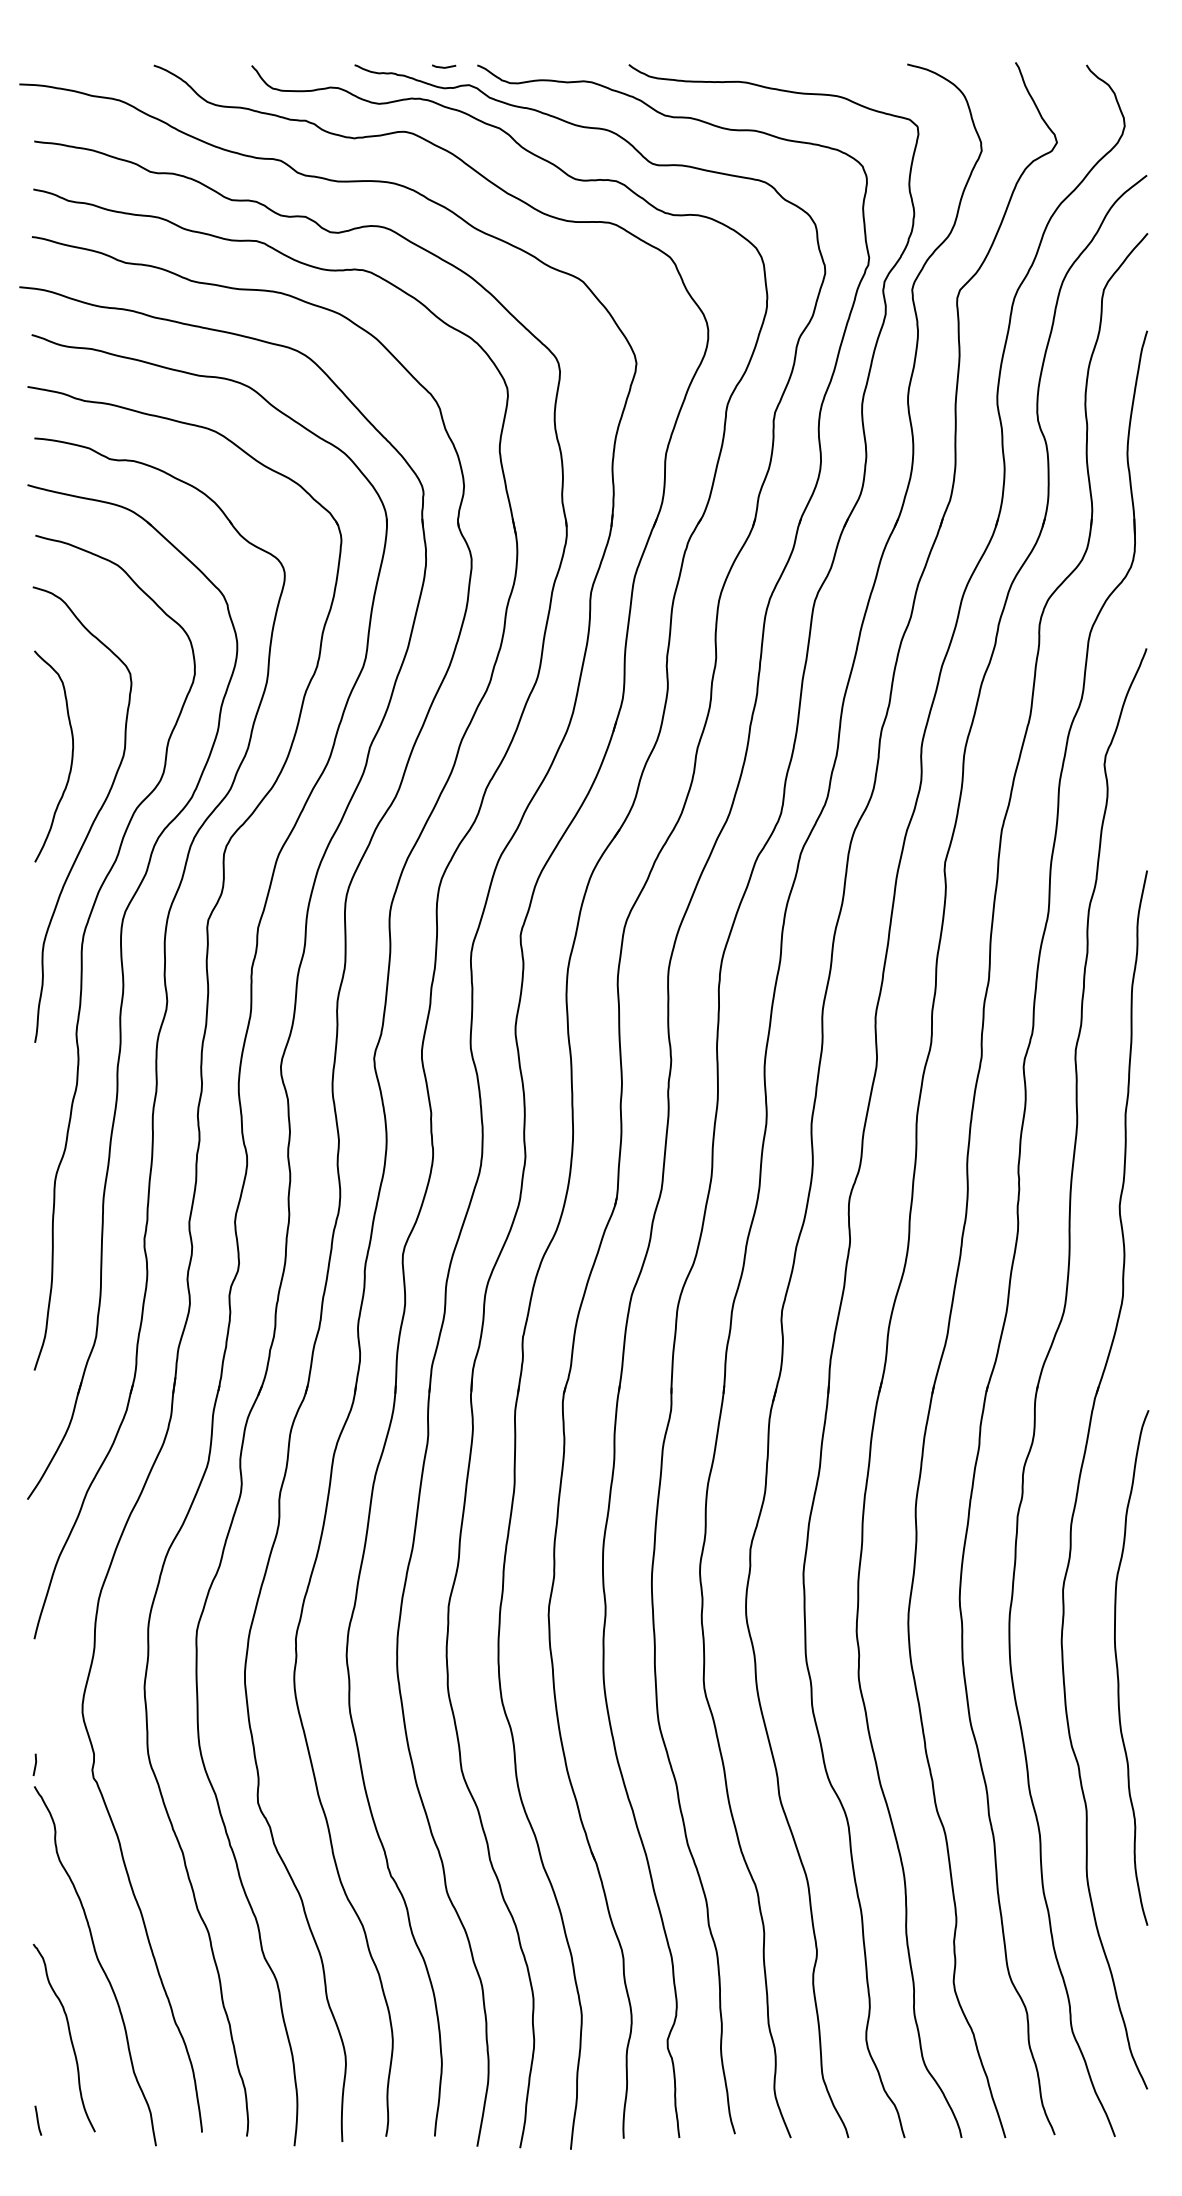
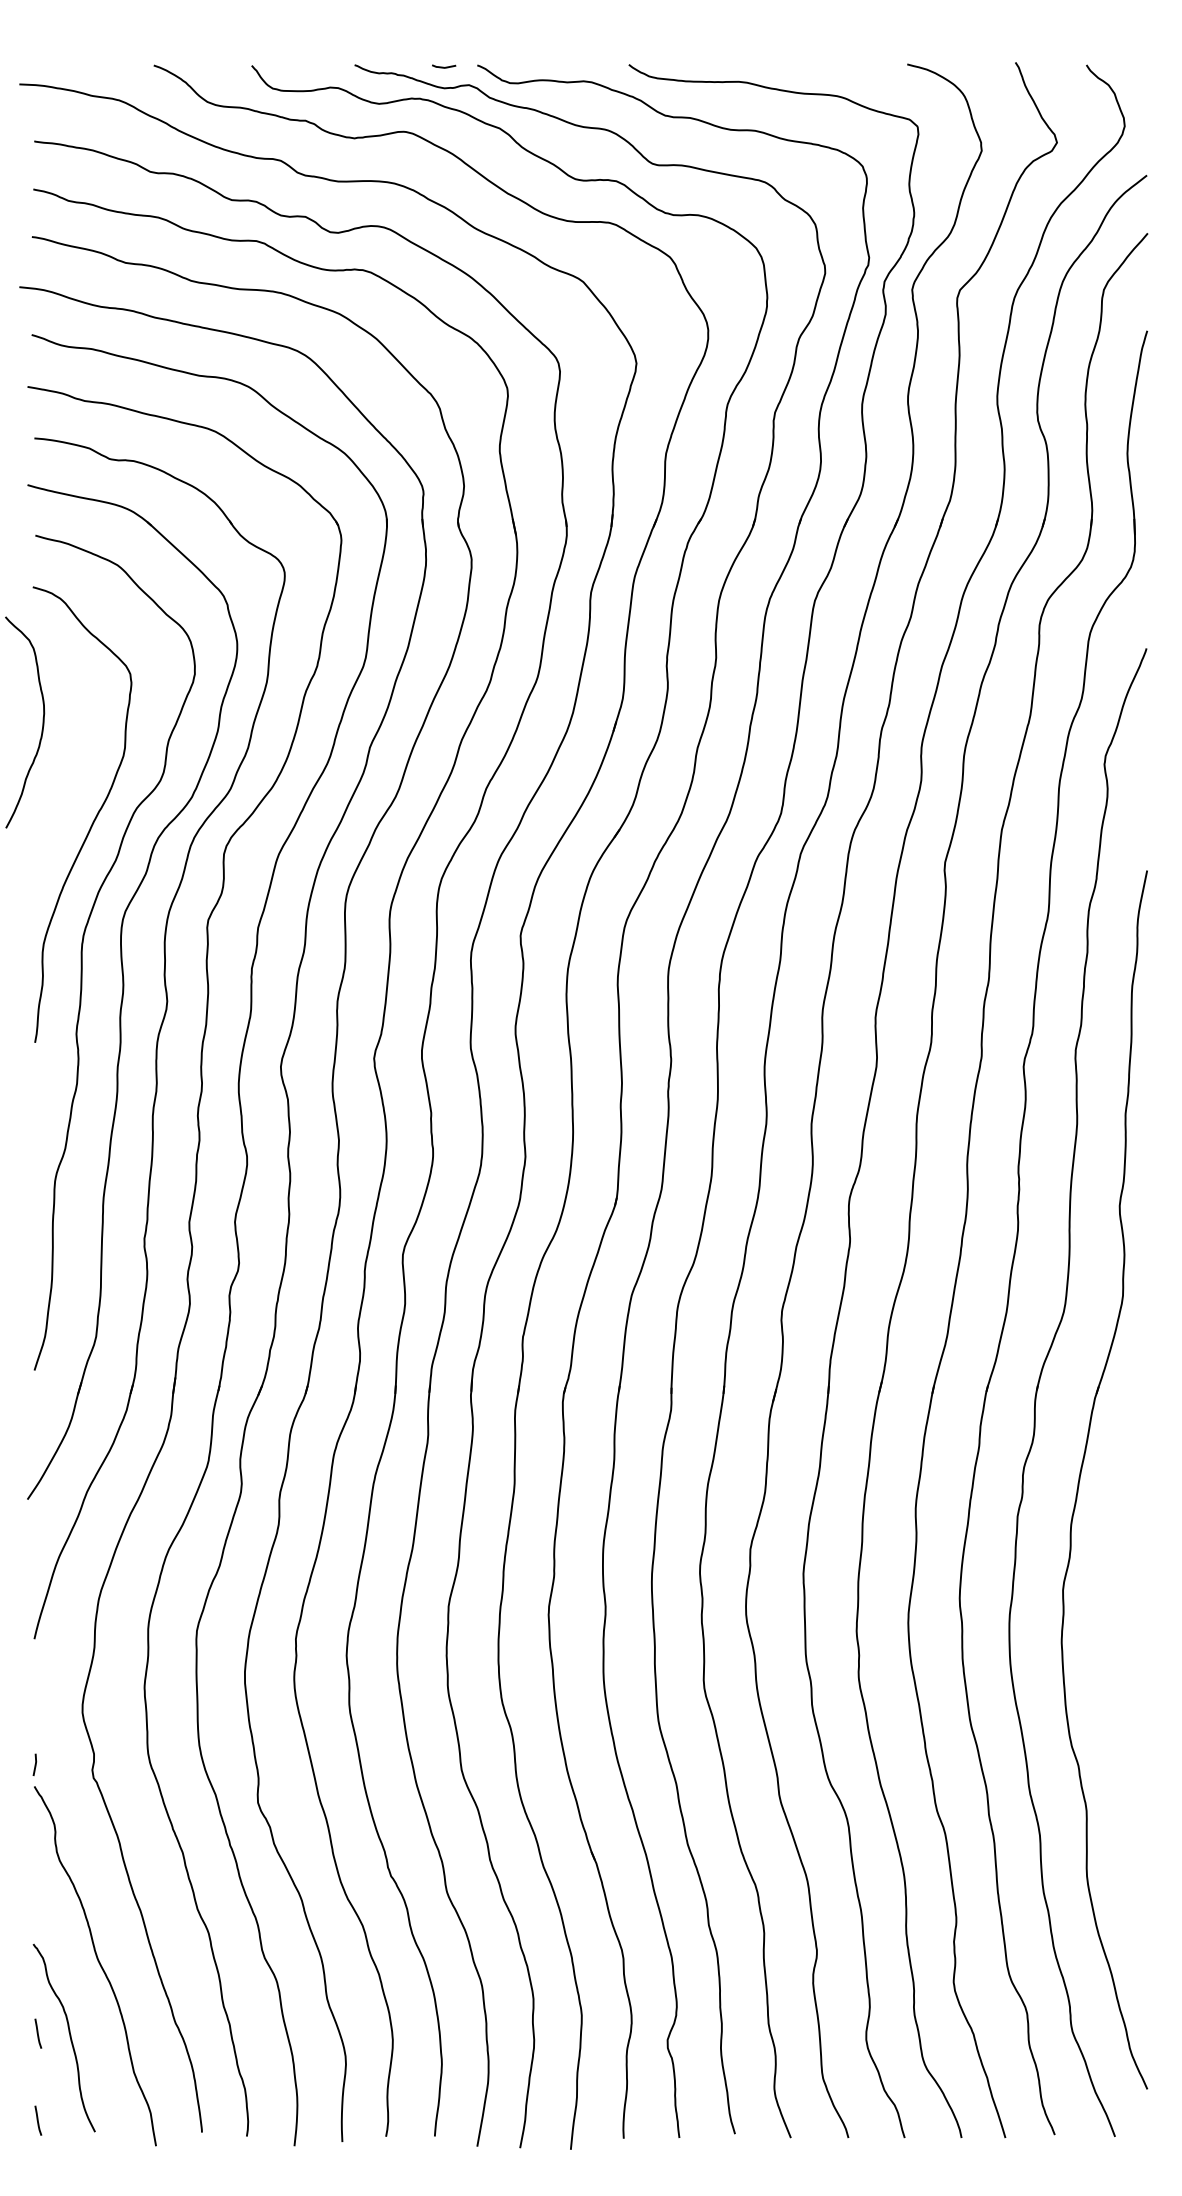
curve position: (71, 756) -> (42, 722) (42, 722)
curve: present -> none (1118, 1667)
line: none -> present (38, 2033)
